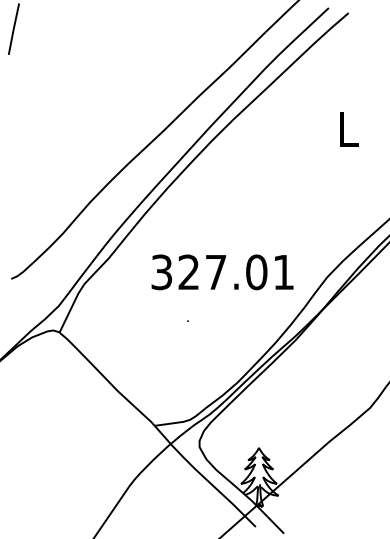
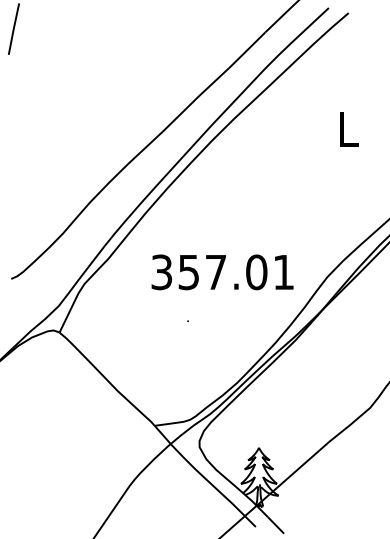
text: 327.01 -> 357.01 (188, 272)
